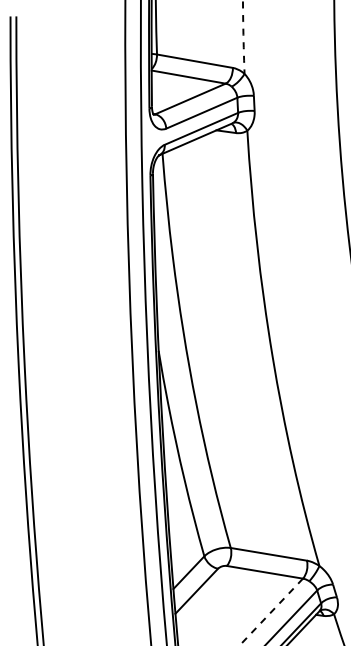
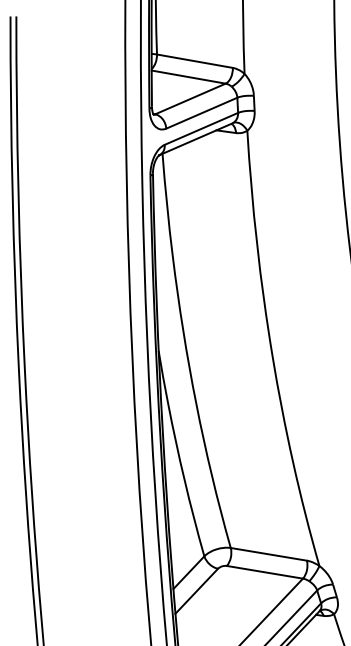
arc: dashed -> solid (243, 37)
line: dashed -> solid (270, 612)
